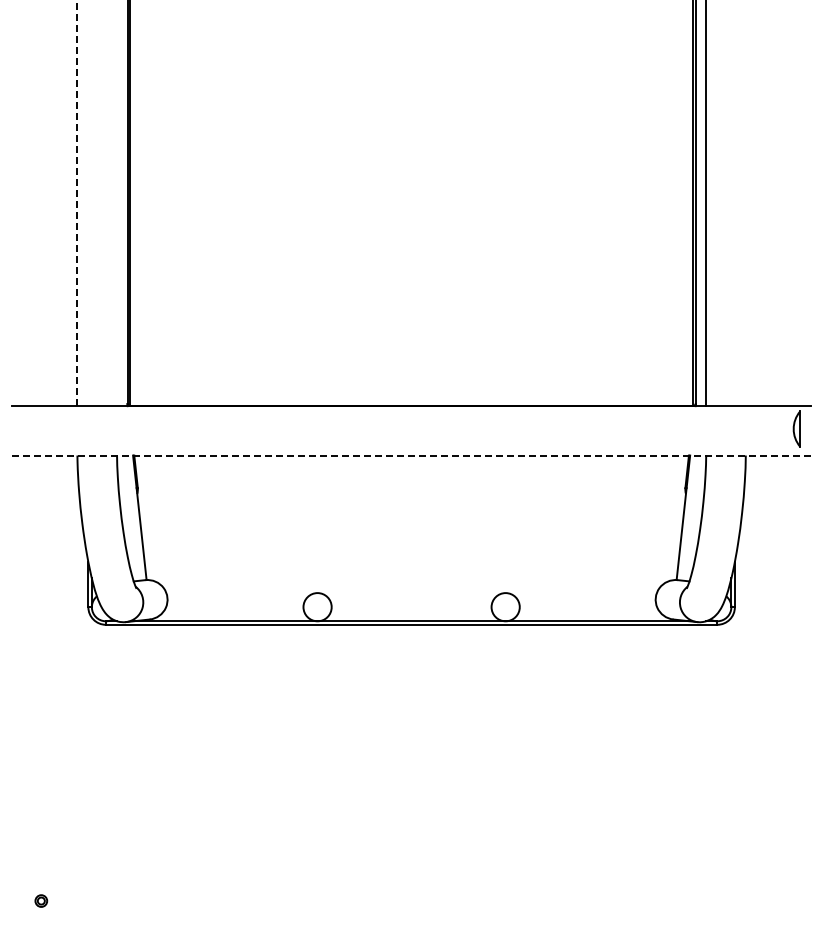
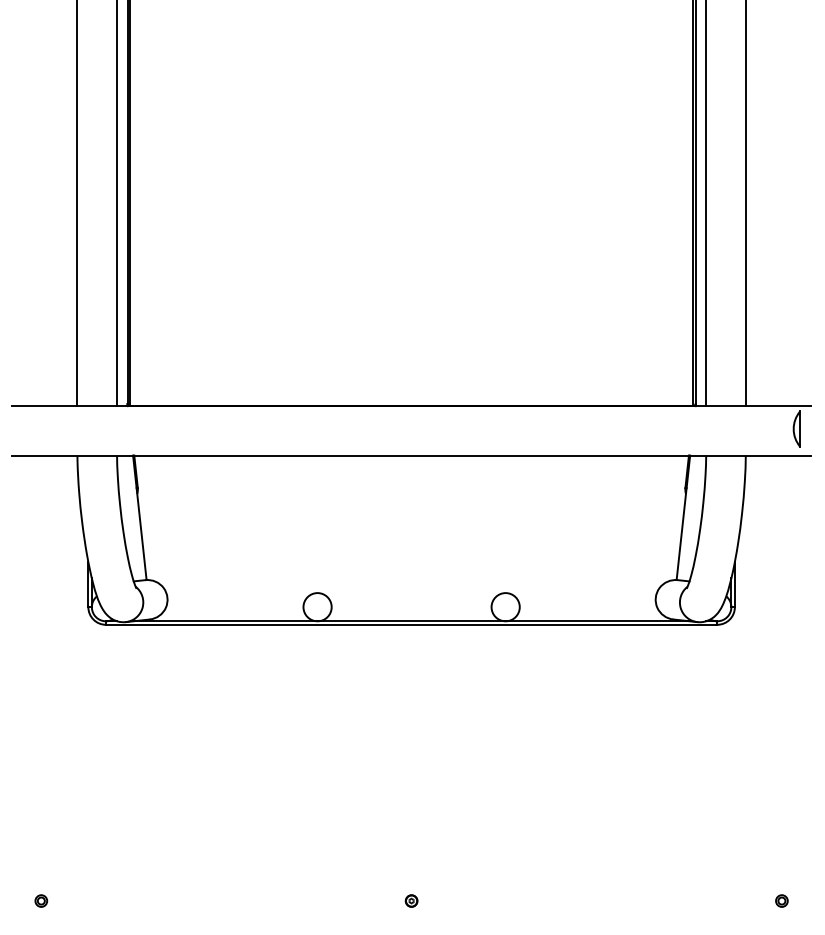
line: dashed -> solid (77, 203)
line: none -> present (117, 204)
line: none -> present (745, 204)
line: dashed -> solid (412, 455)
part: none -> present (411, 900)
part: none -> present (781, 900)
